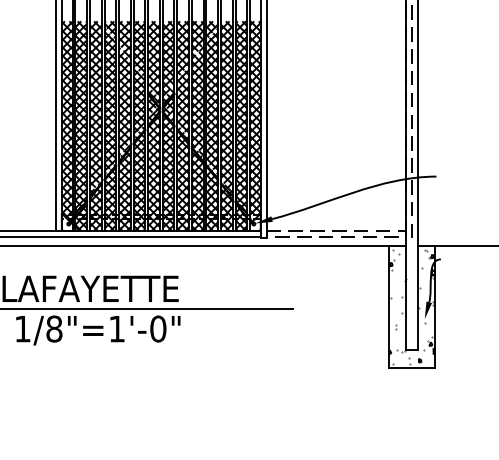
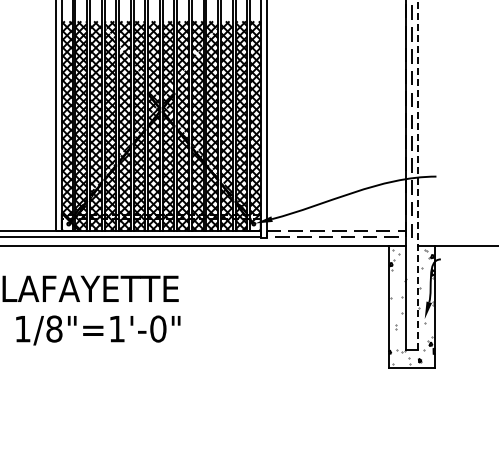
line: solid -> dashed (417, 175)
line: present -> none (147, 309)
